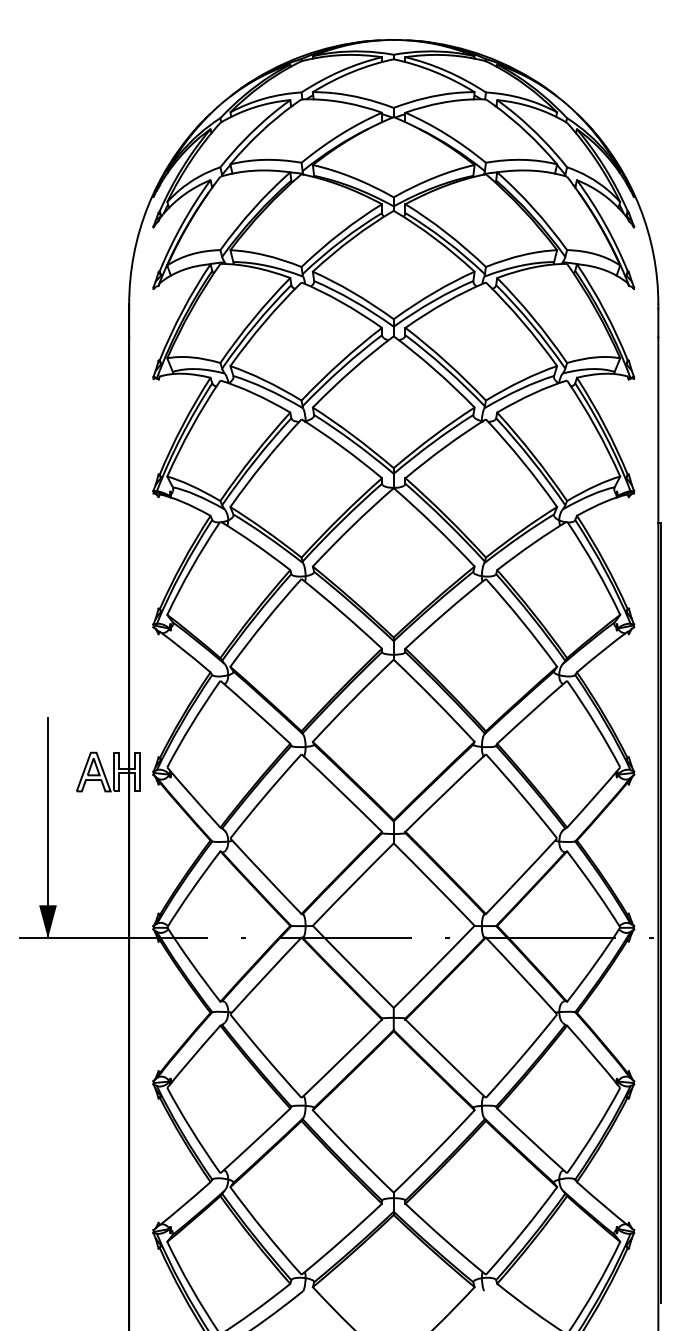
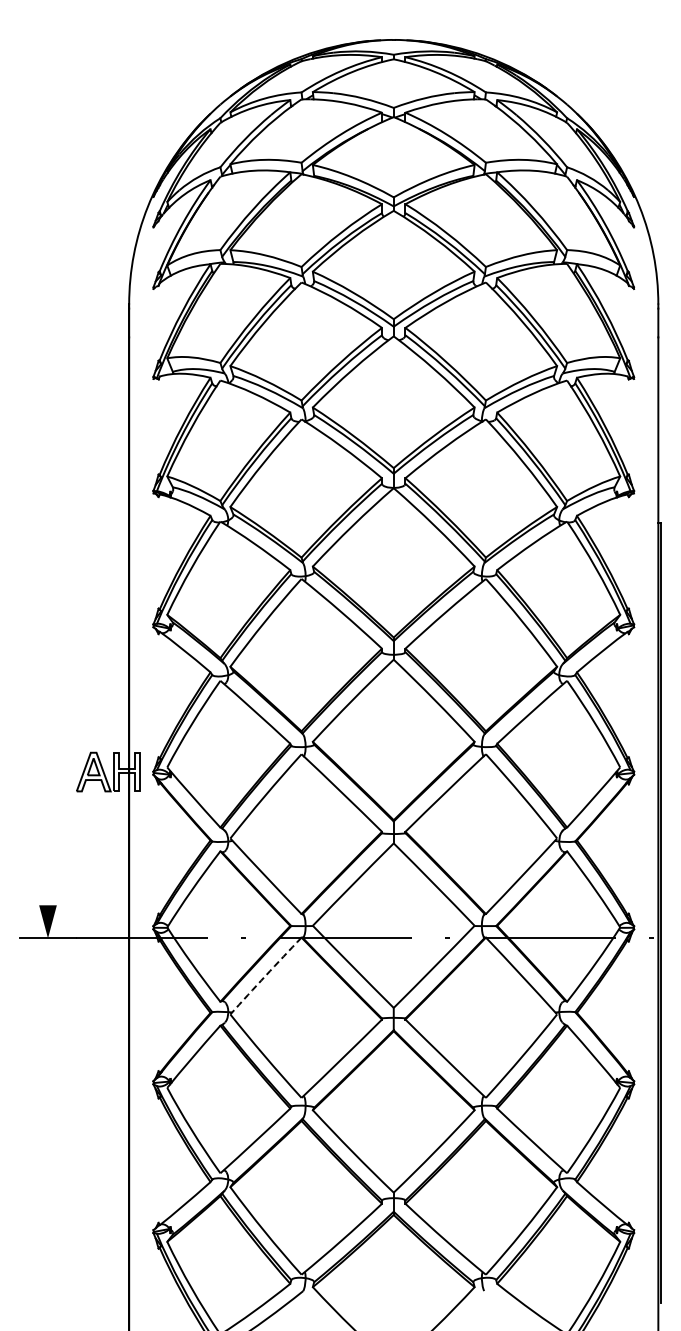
line: present -> none (48, 827)
arc: solid -> dashed (265, 975)
